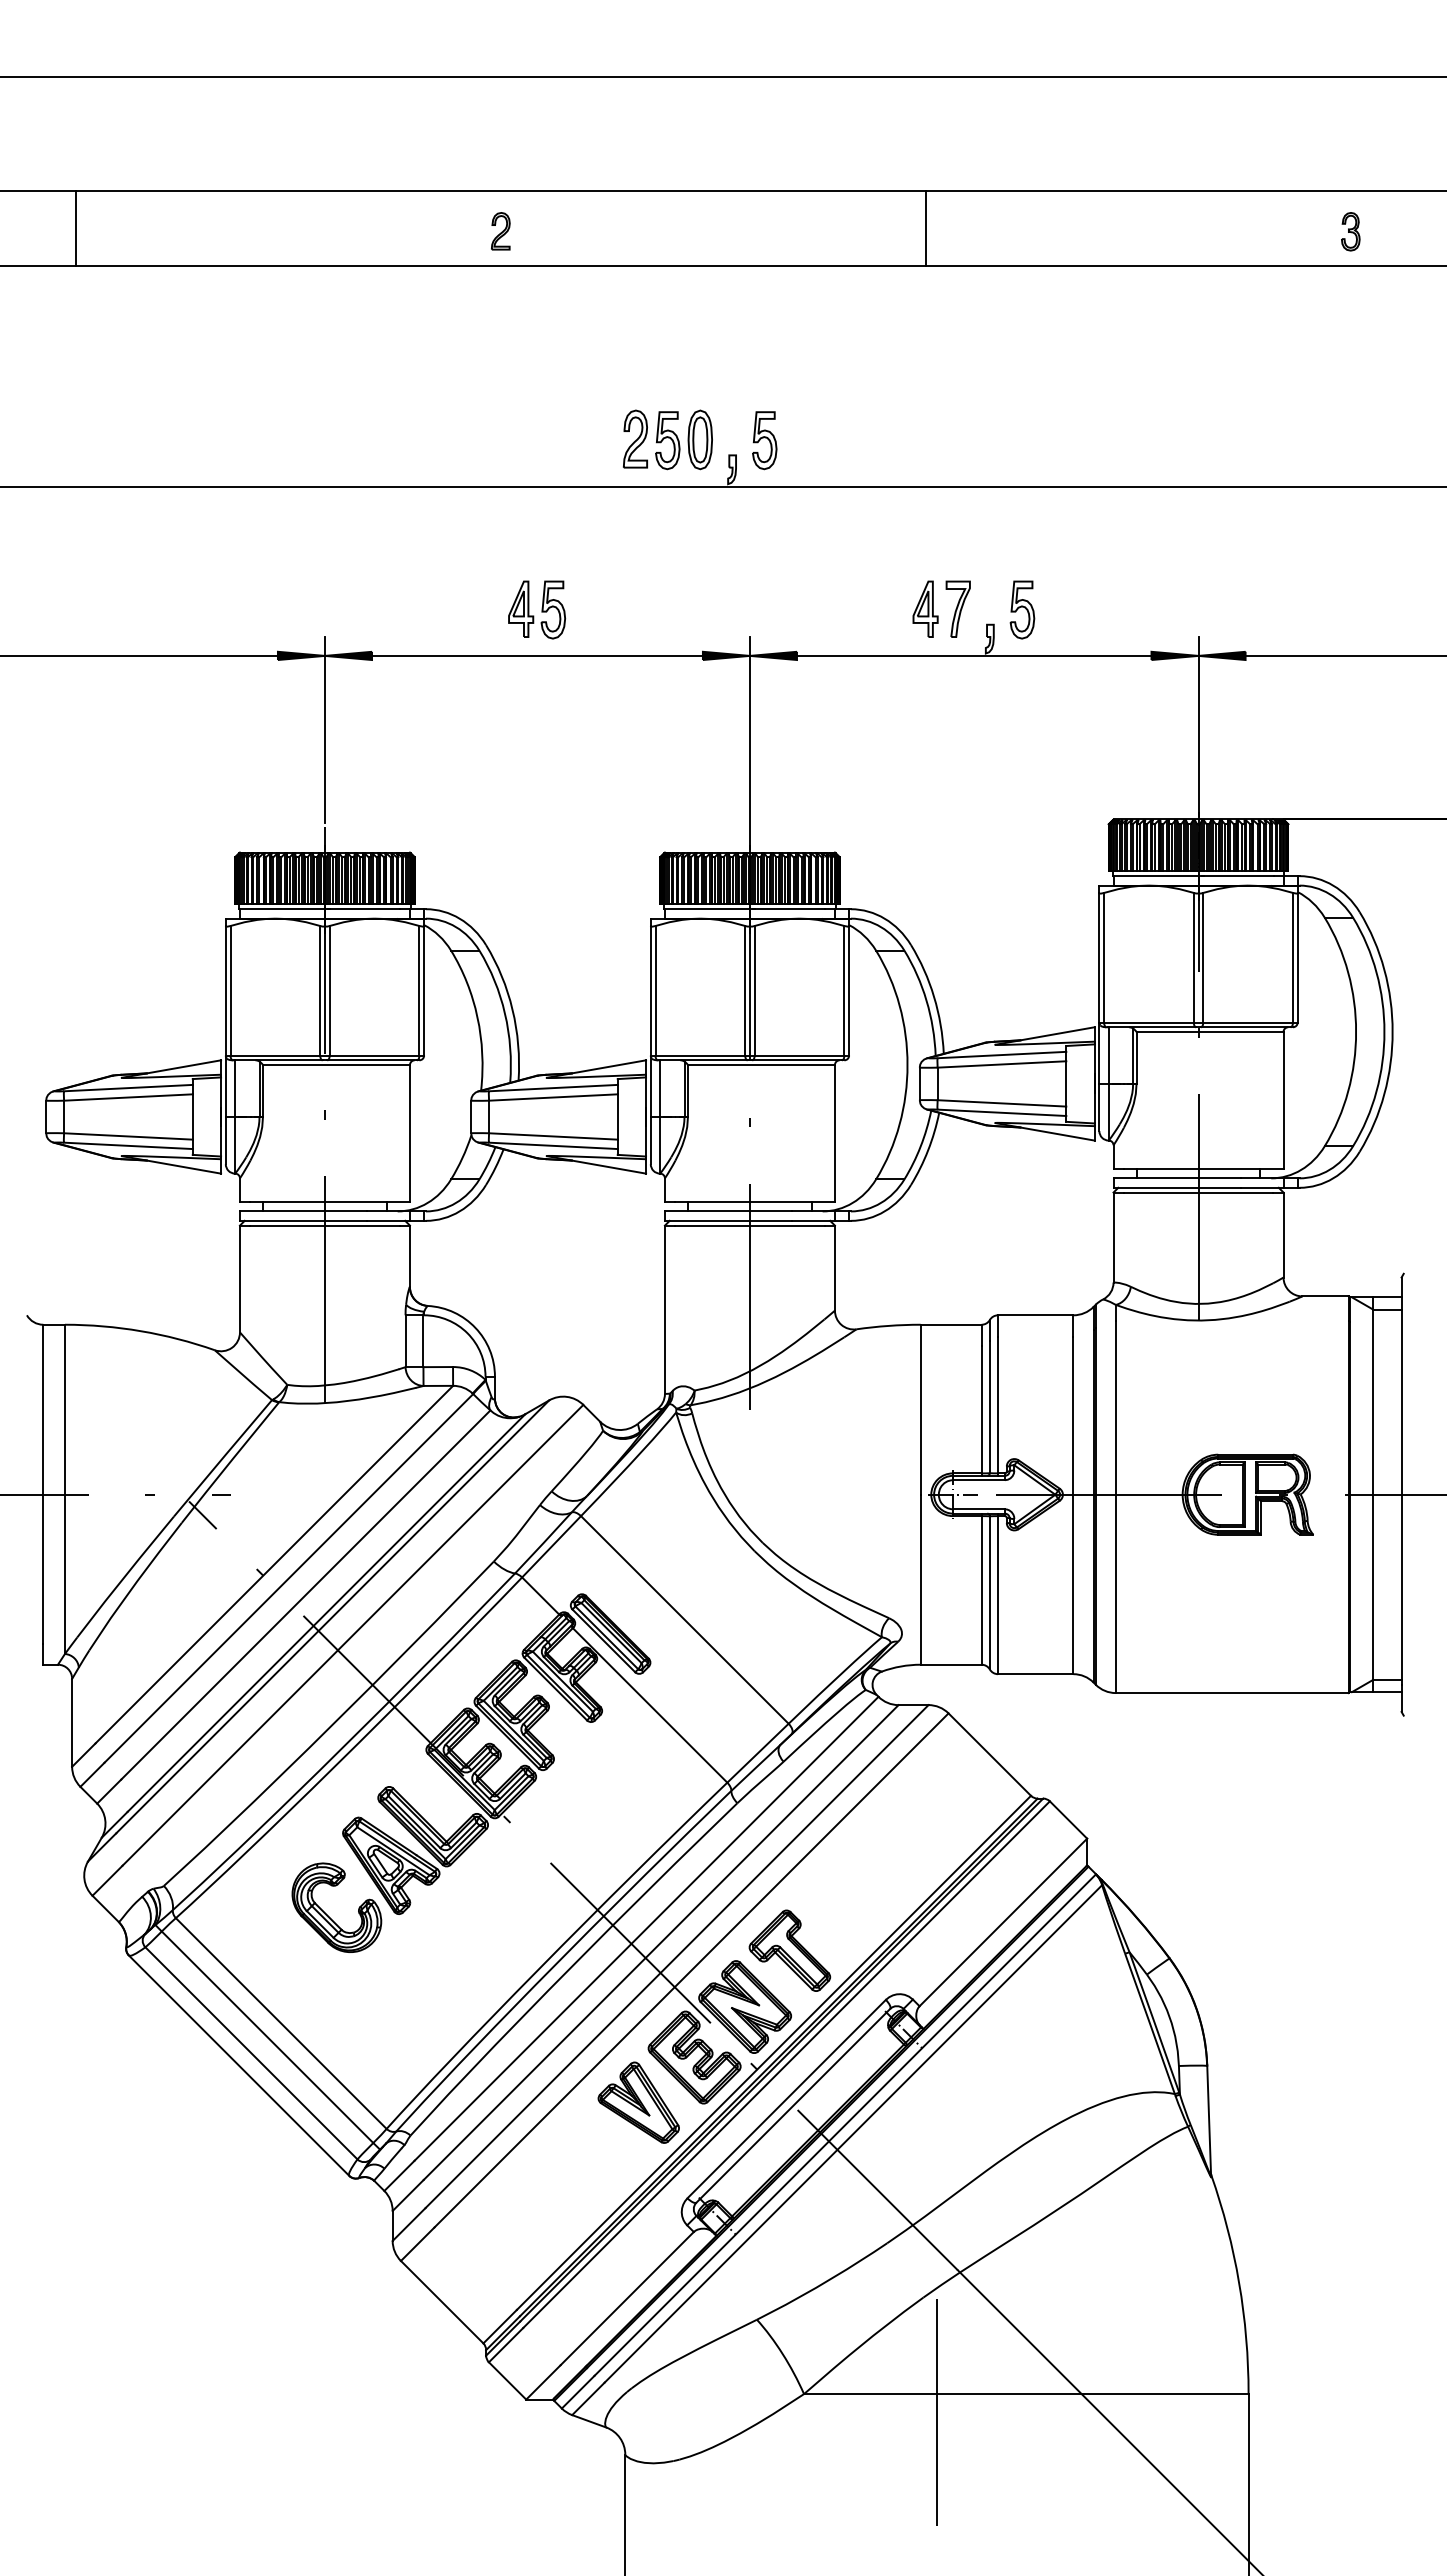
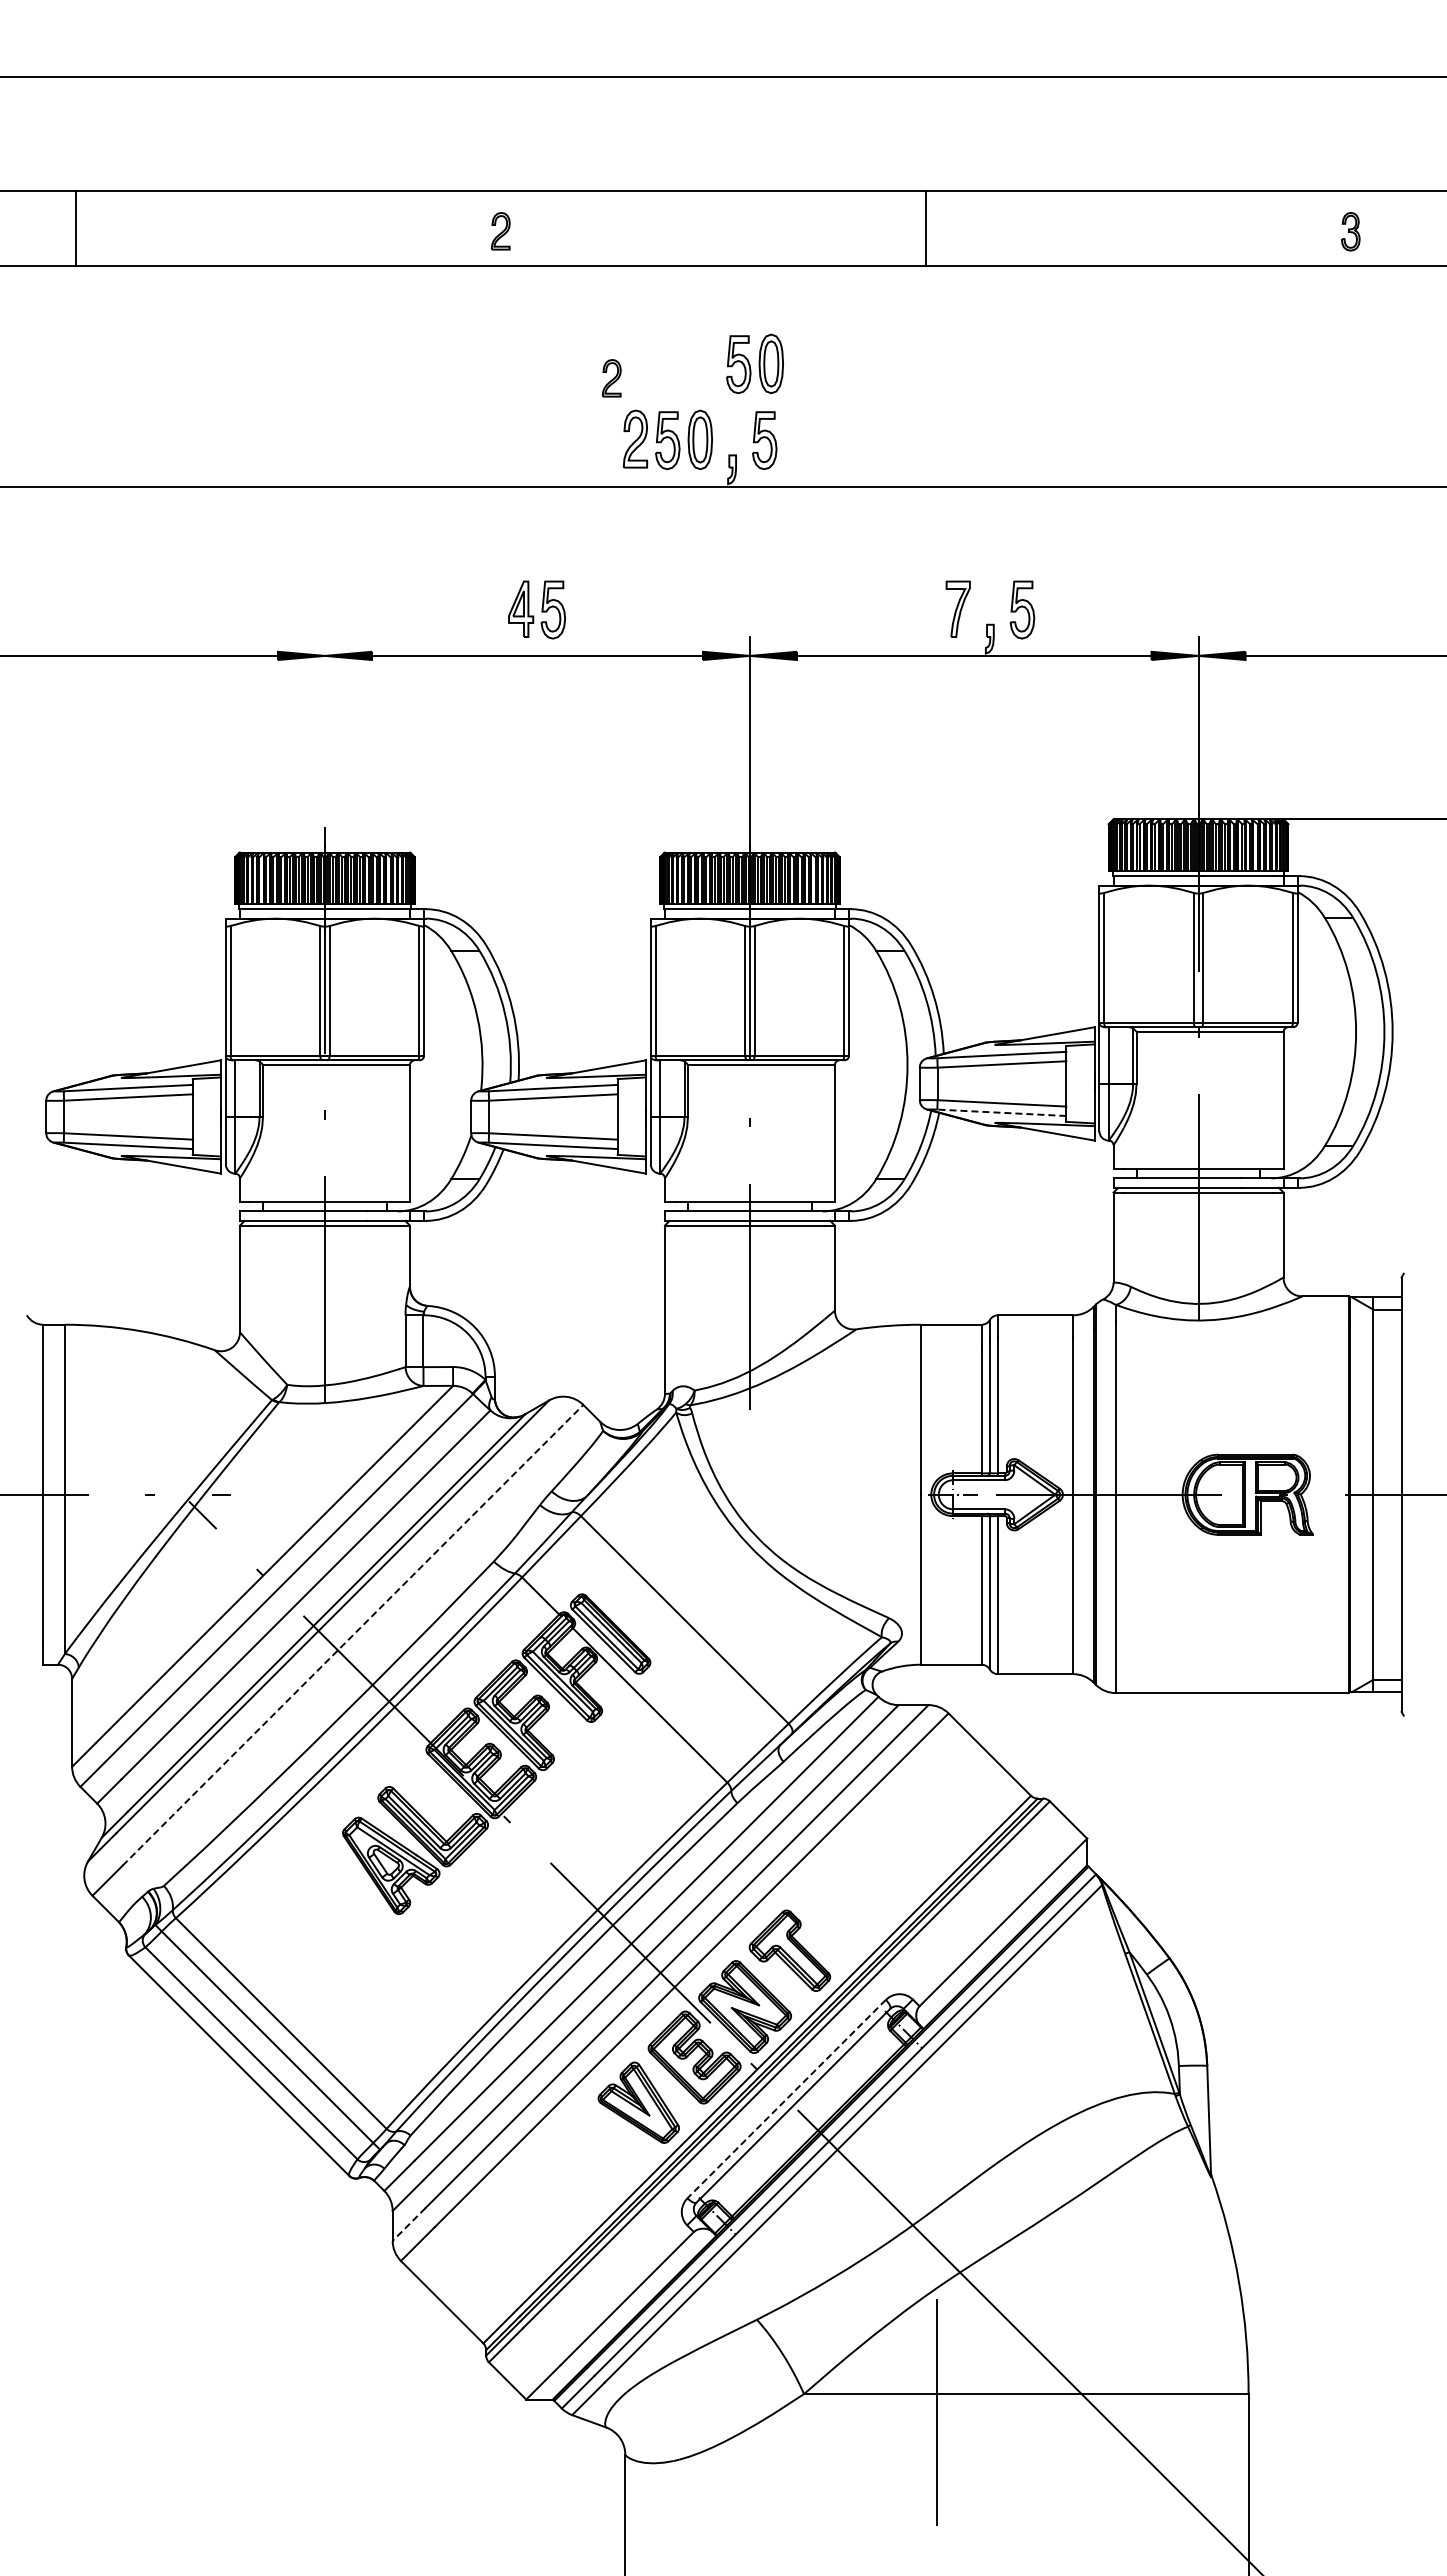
part: none -> present (754, 363)
part: none -> present (611, 378)
part: present -> none (925, 608)
line: present -> none (324, 730)
line: solid -> dashed (1001, 1112)
line: solid -> dashed (352, 1635)
part: present -> none (328, 1915)
line: solid -> dashed (786, 2099)
line: solid -> dashed (408, 2224)
